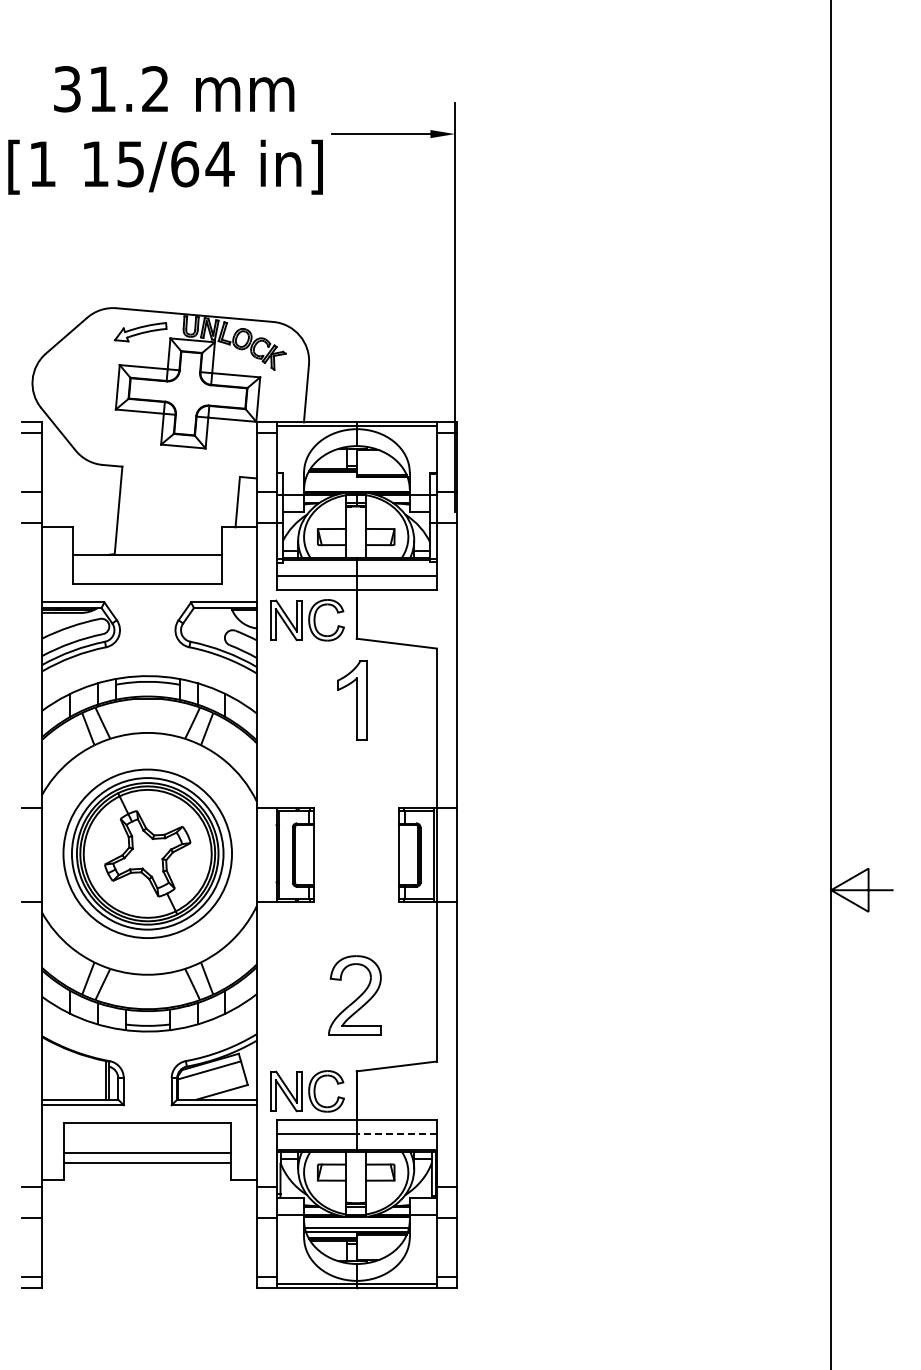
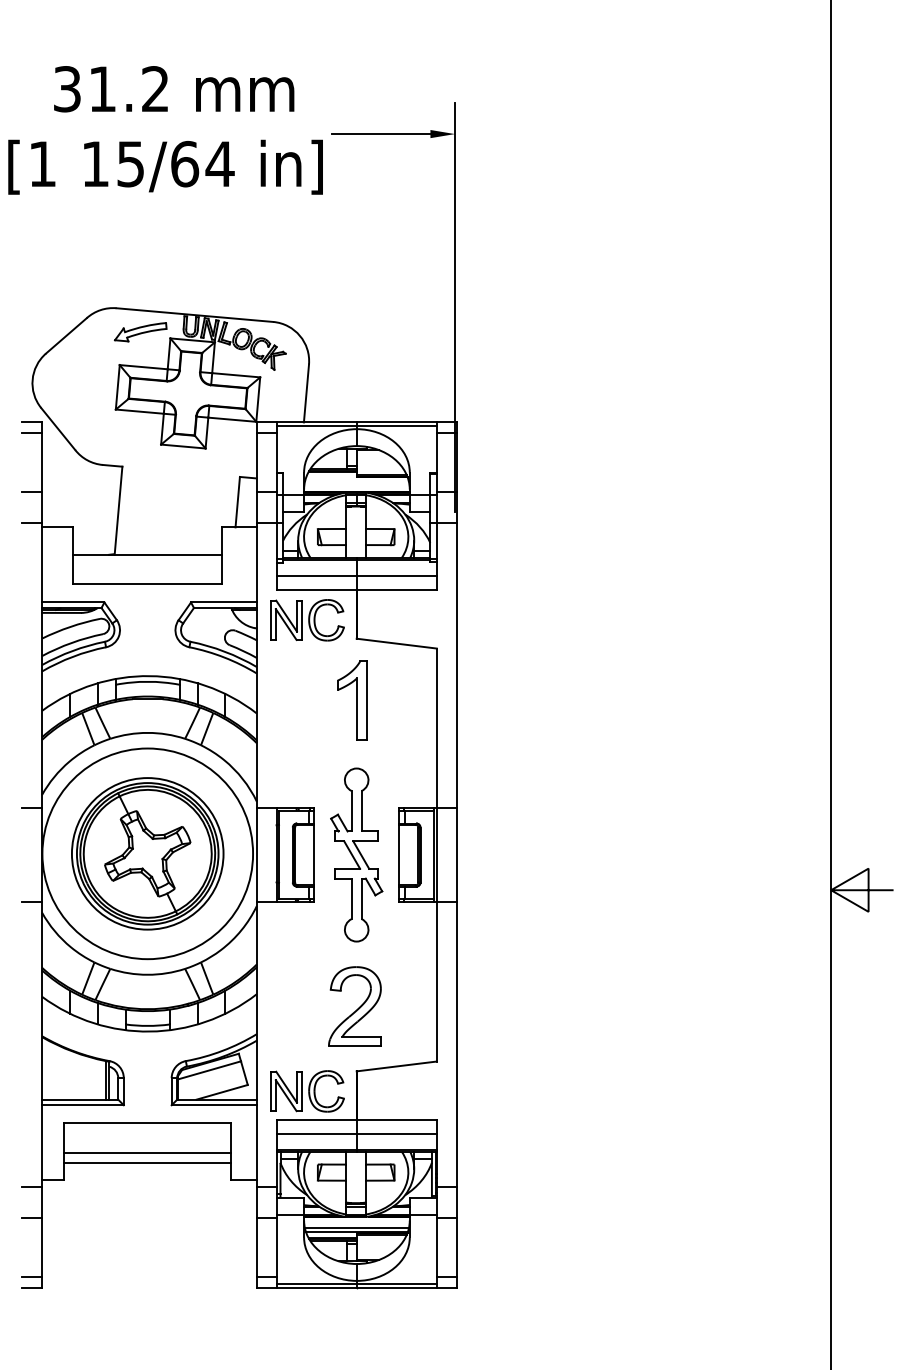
circle diameter: 169 px -> 211 px (147, 853)
part: none -> present (356, 854)
part position: (354, 995) -> (354, 1006) (354, 1006)
line: dashed -> solid (396, 1133)
